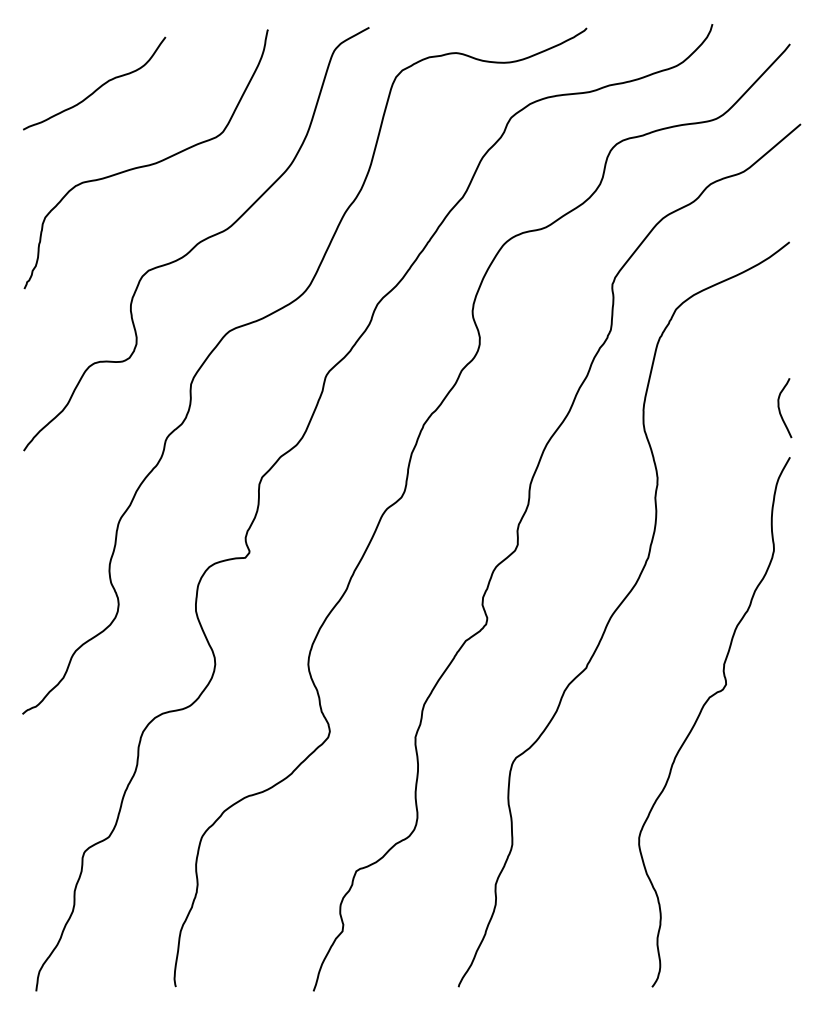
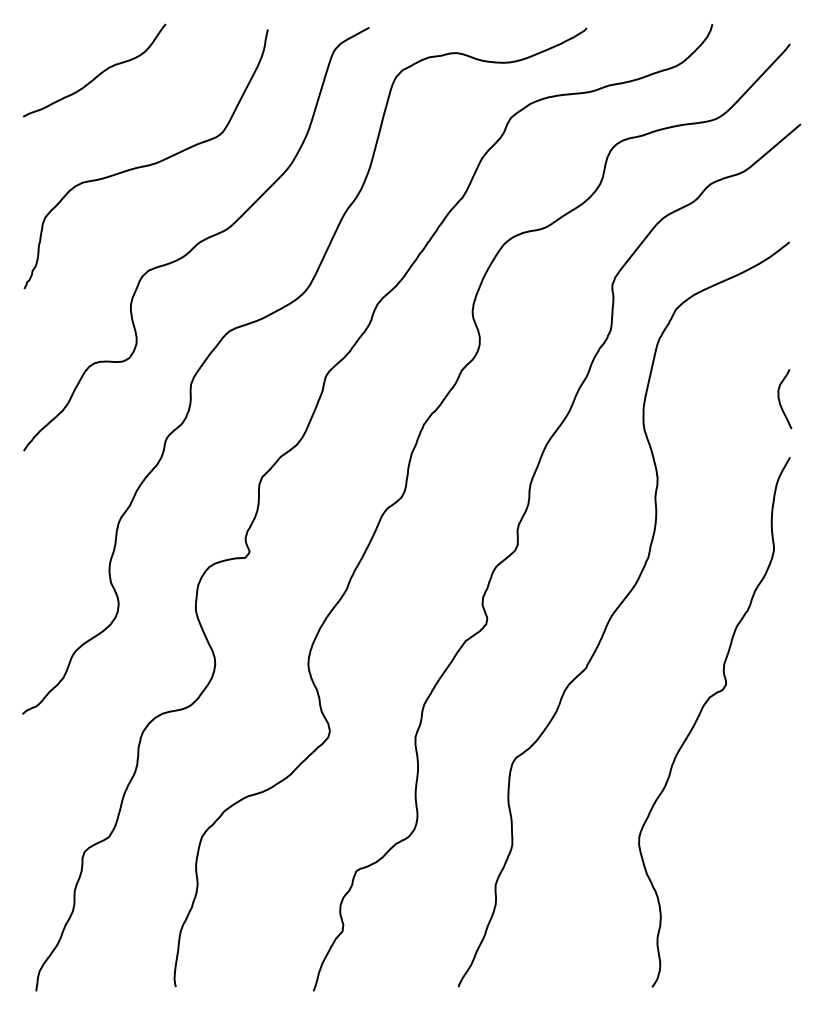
curve position: (96, 88) -> (96, 75) (96, 75)
curve position: (780, 409) -> (780, 400) (780, 400)
